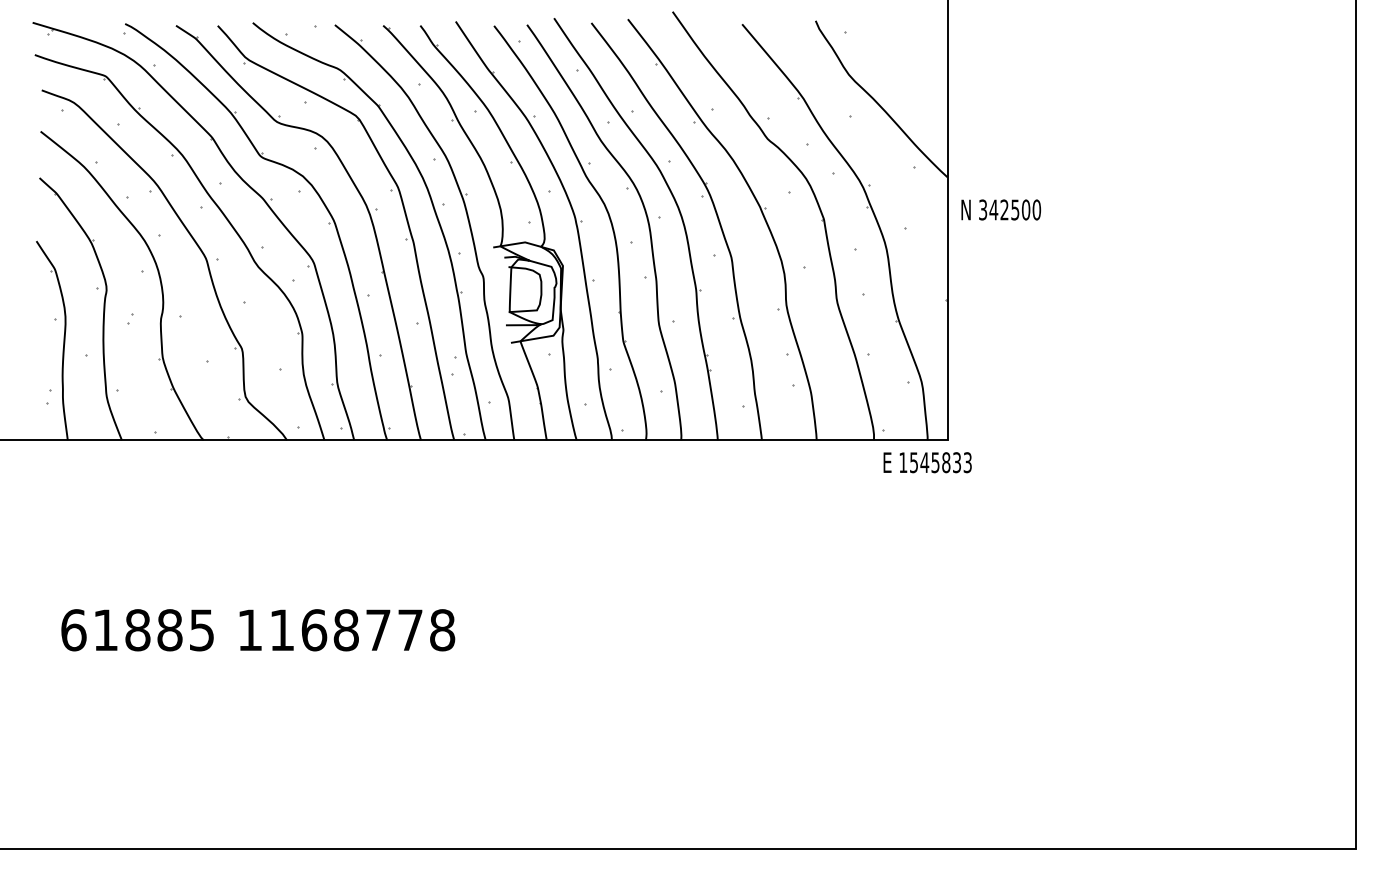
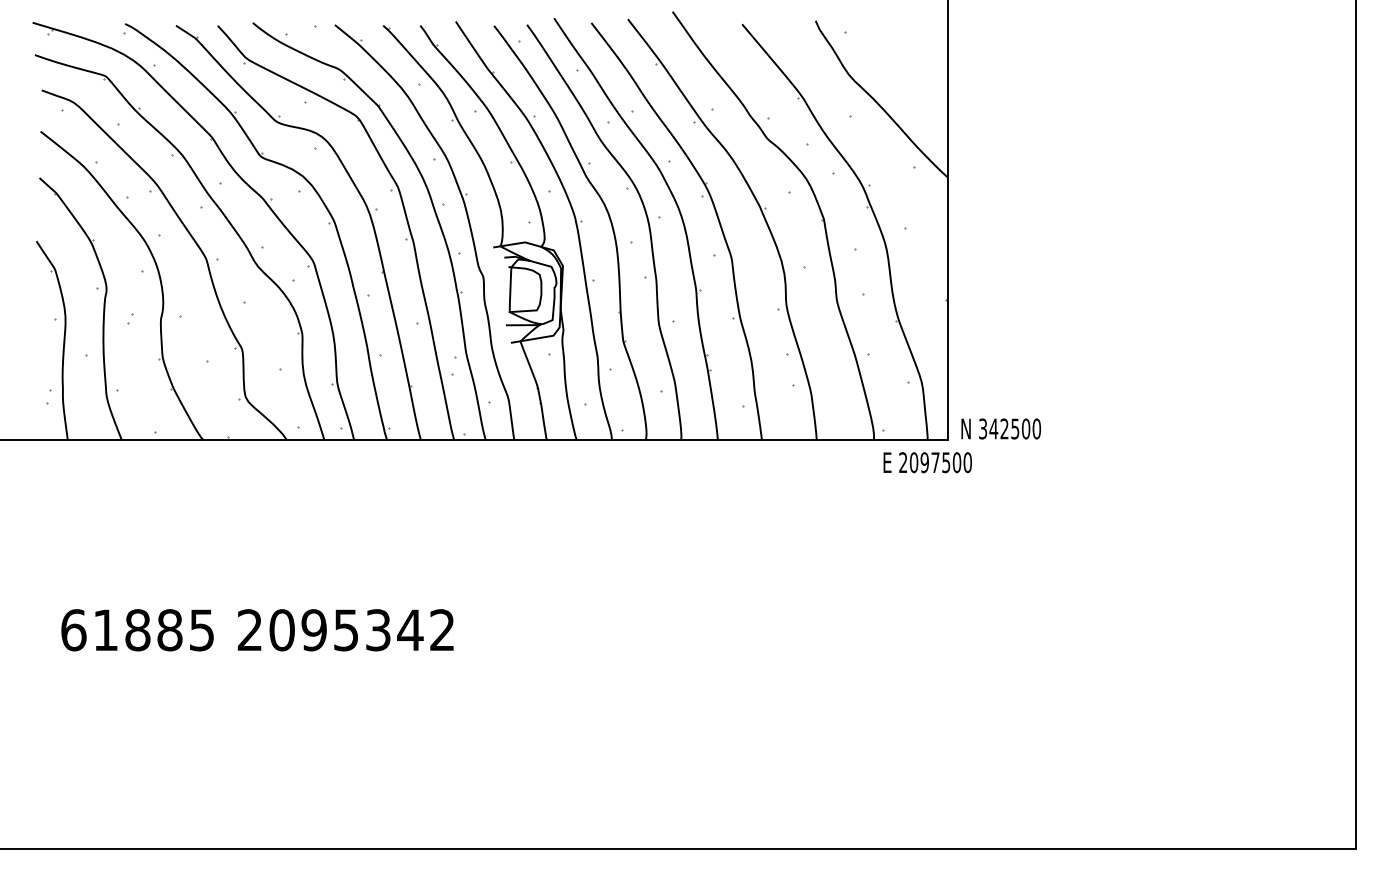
text position: (1001, 209) -> (1001, 428) (1001, 428)
text: 1545833 -> 2097500 (935, 462)
text: 1168778 -> 2095342 (346, 630)
